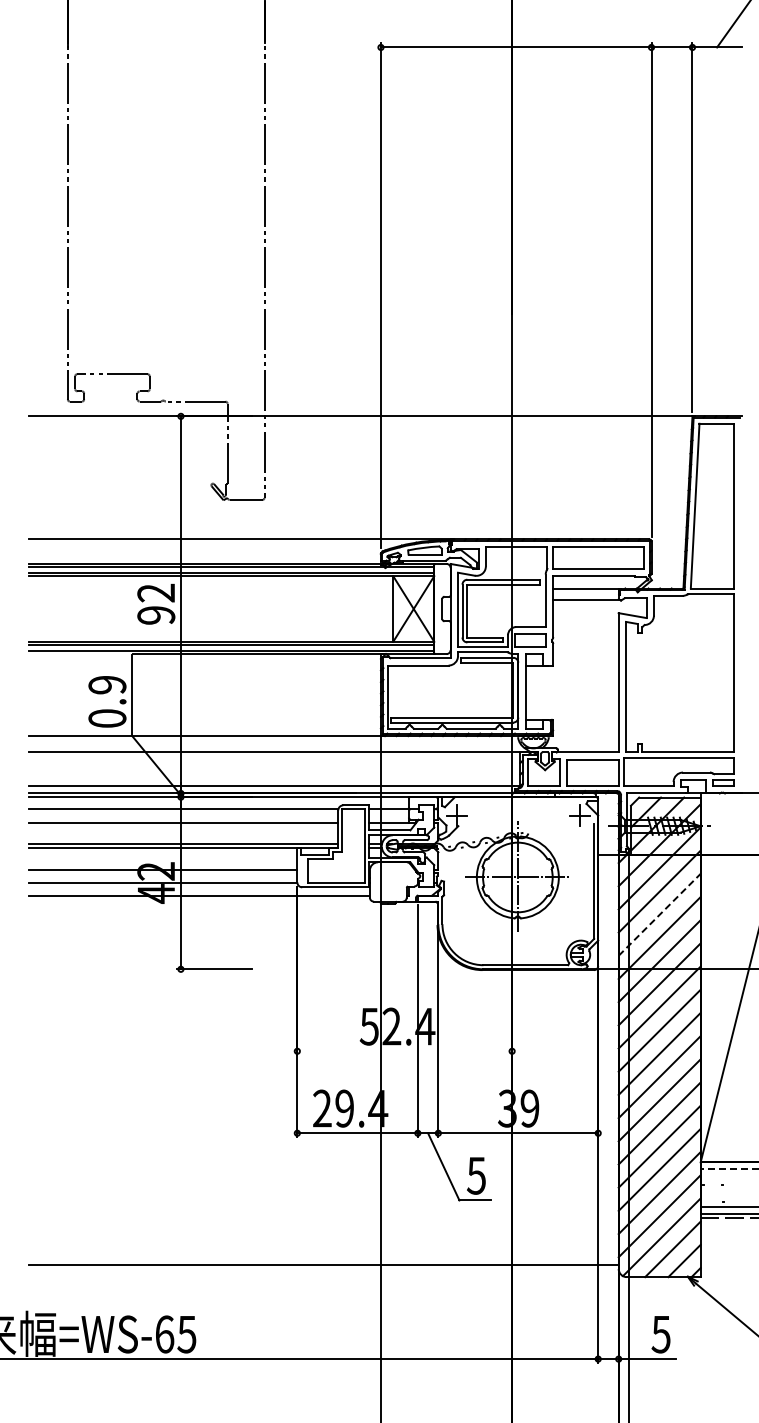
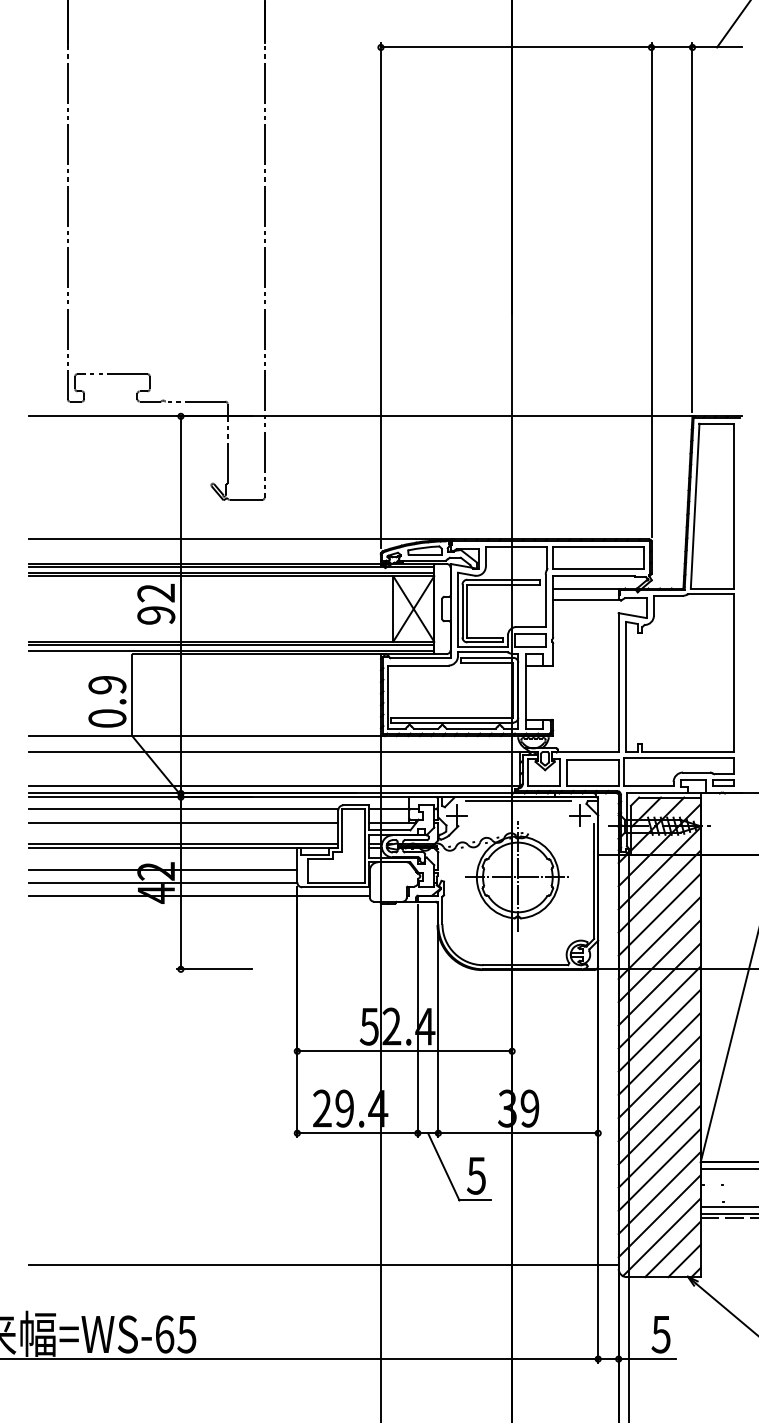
line: none -> present (517, 801)
line: dashed -> solid (659, 914)
line: none -> present (404, 1051)
line: dashed -> solid (729, 1168)
